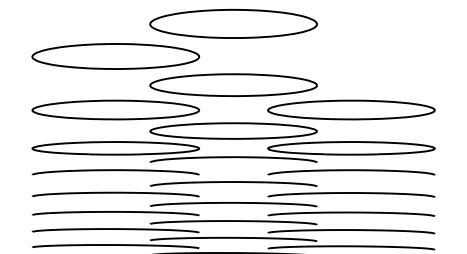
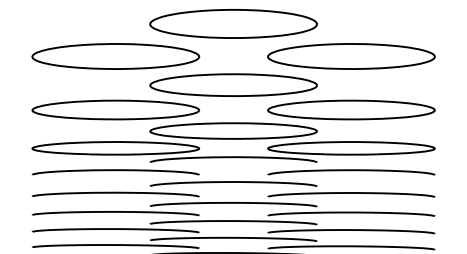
part: none -> present (351, 56)
